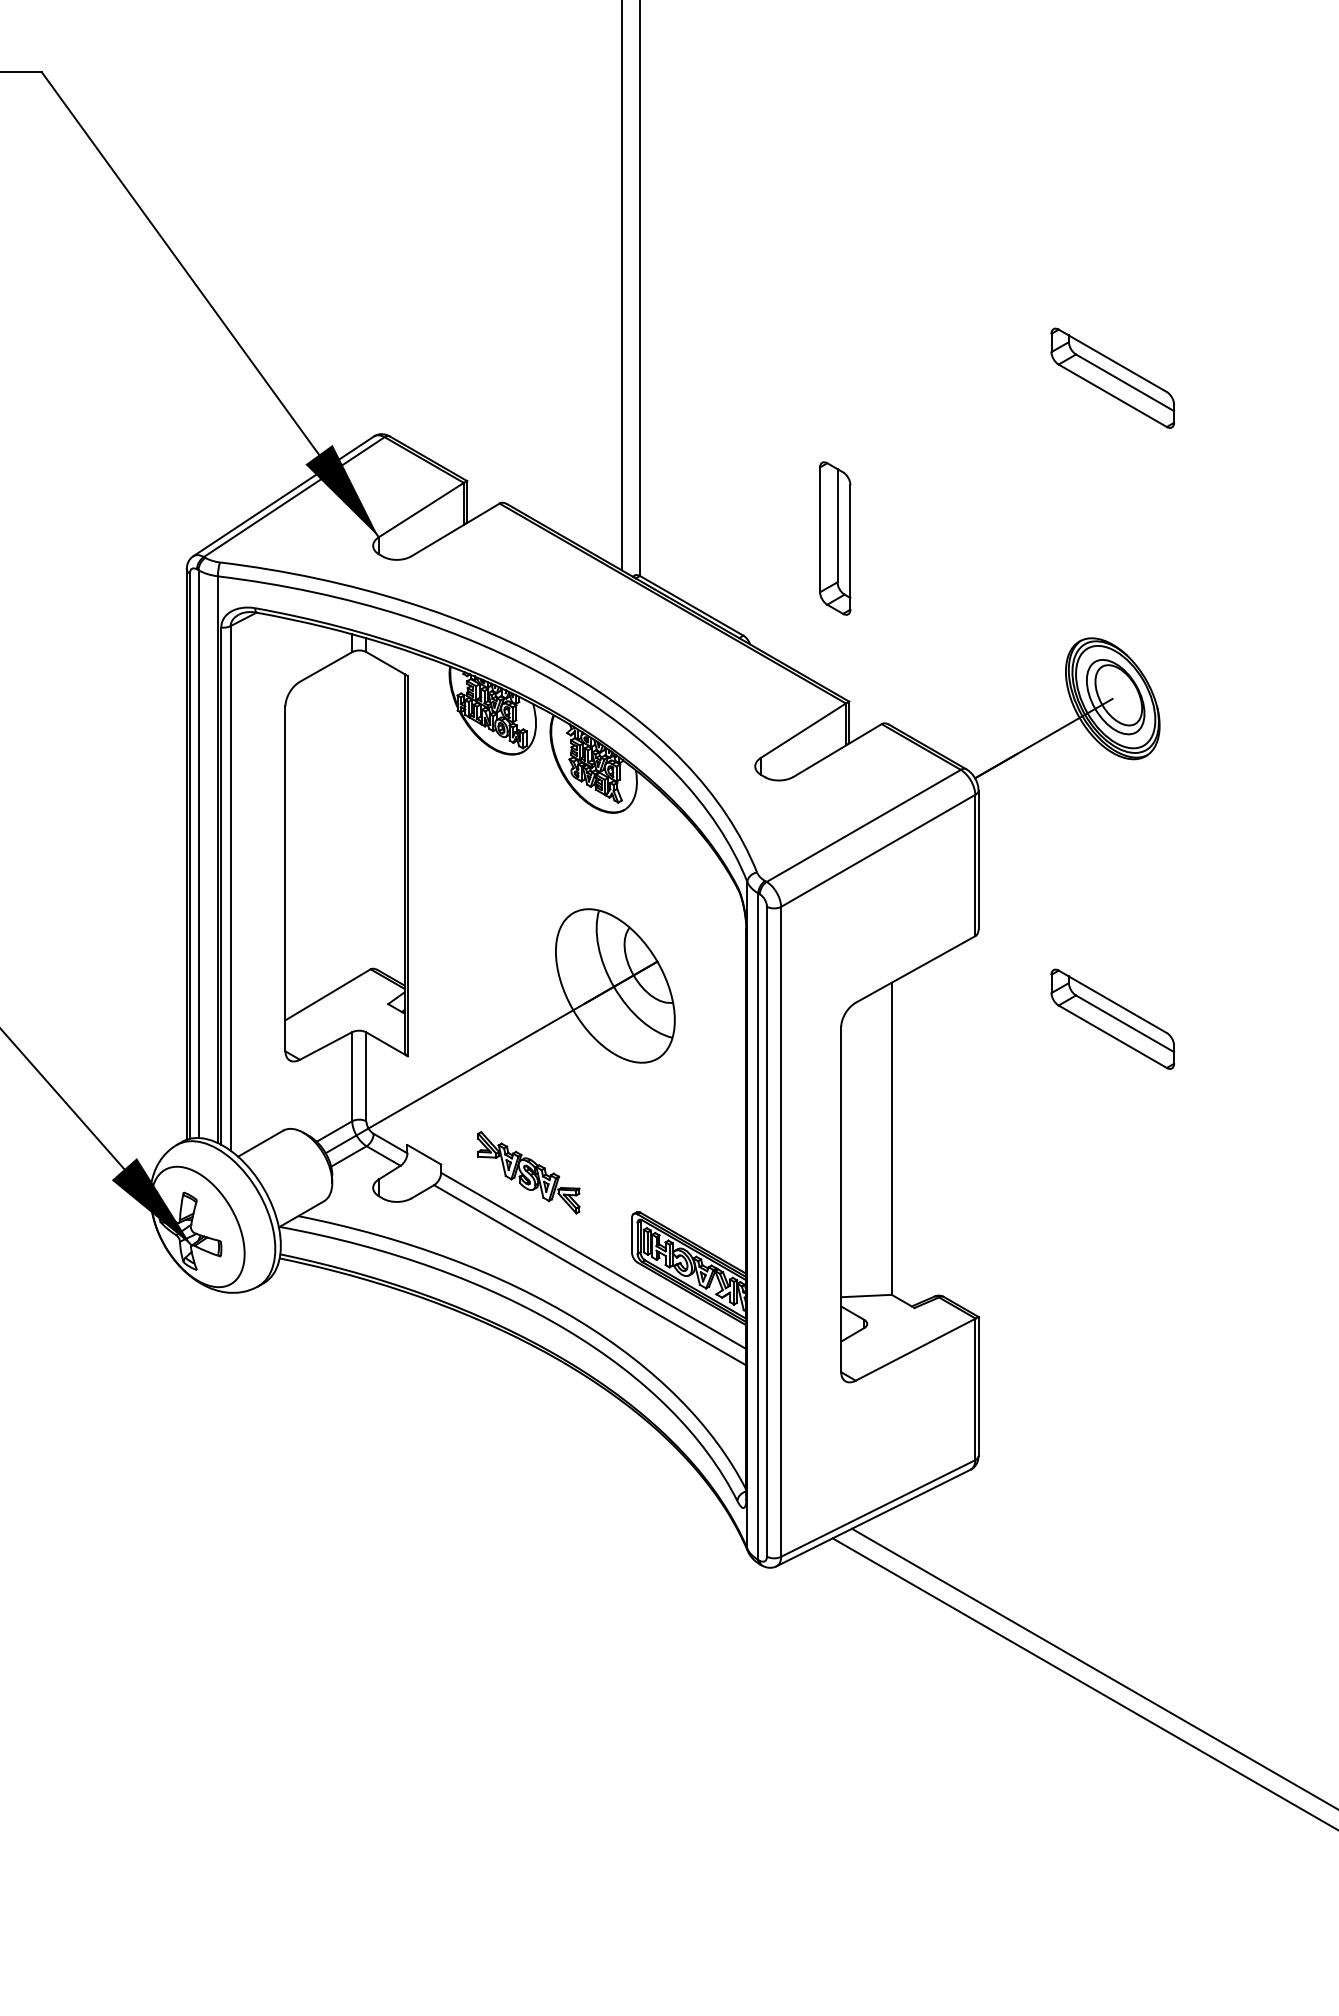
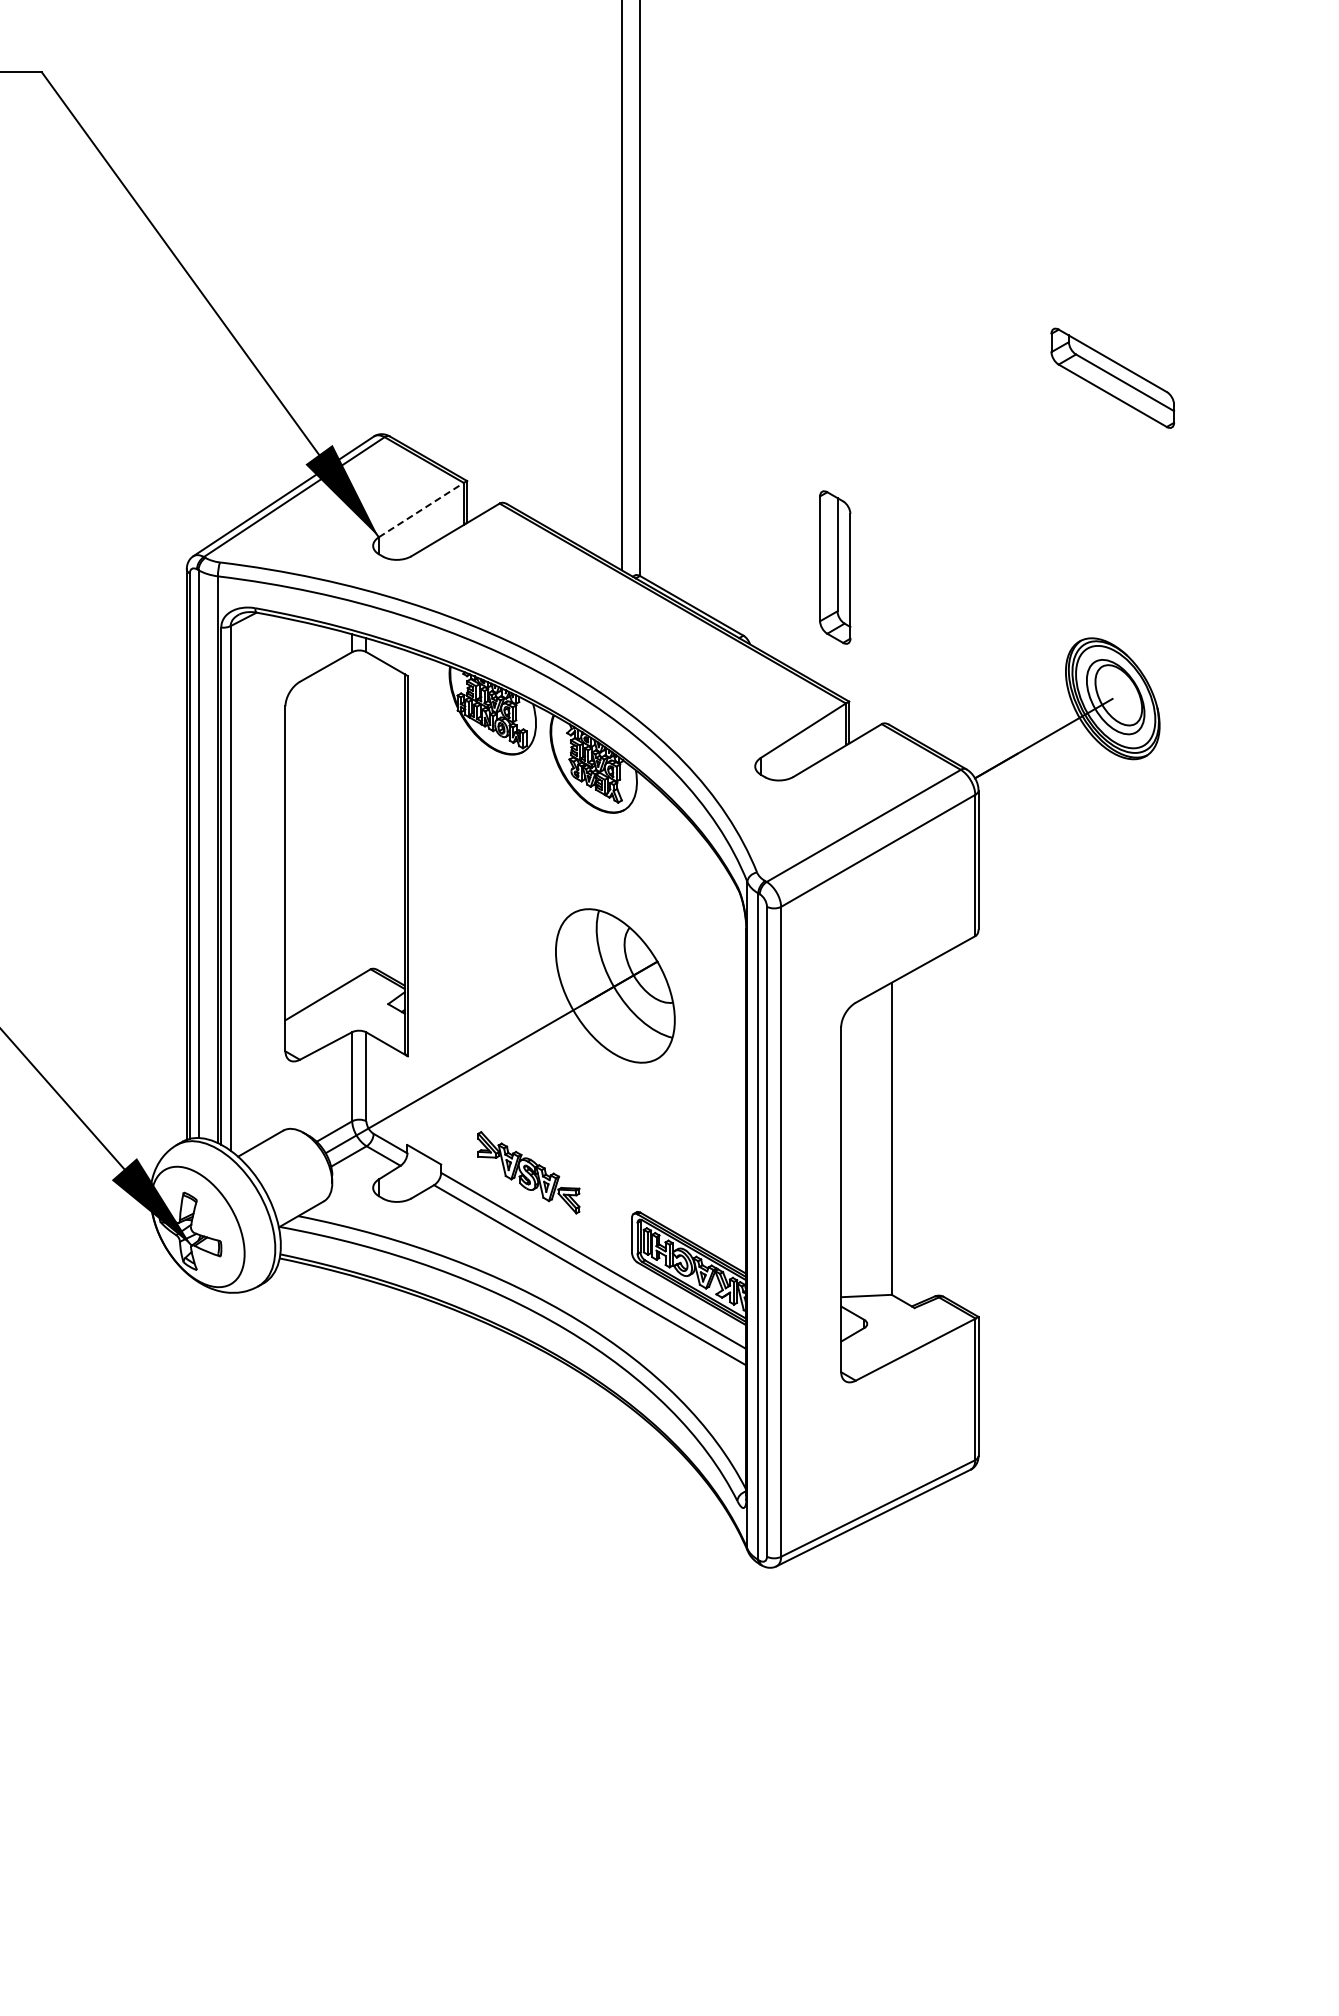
line: solid -> dashed (421, 509)
part position: (835, 538) -> (835, 567) (835, 567)
part: present -> none (1112, 1018)
line: present -> none (1093, 1667)
line: present -> none (1083, 1683)
